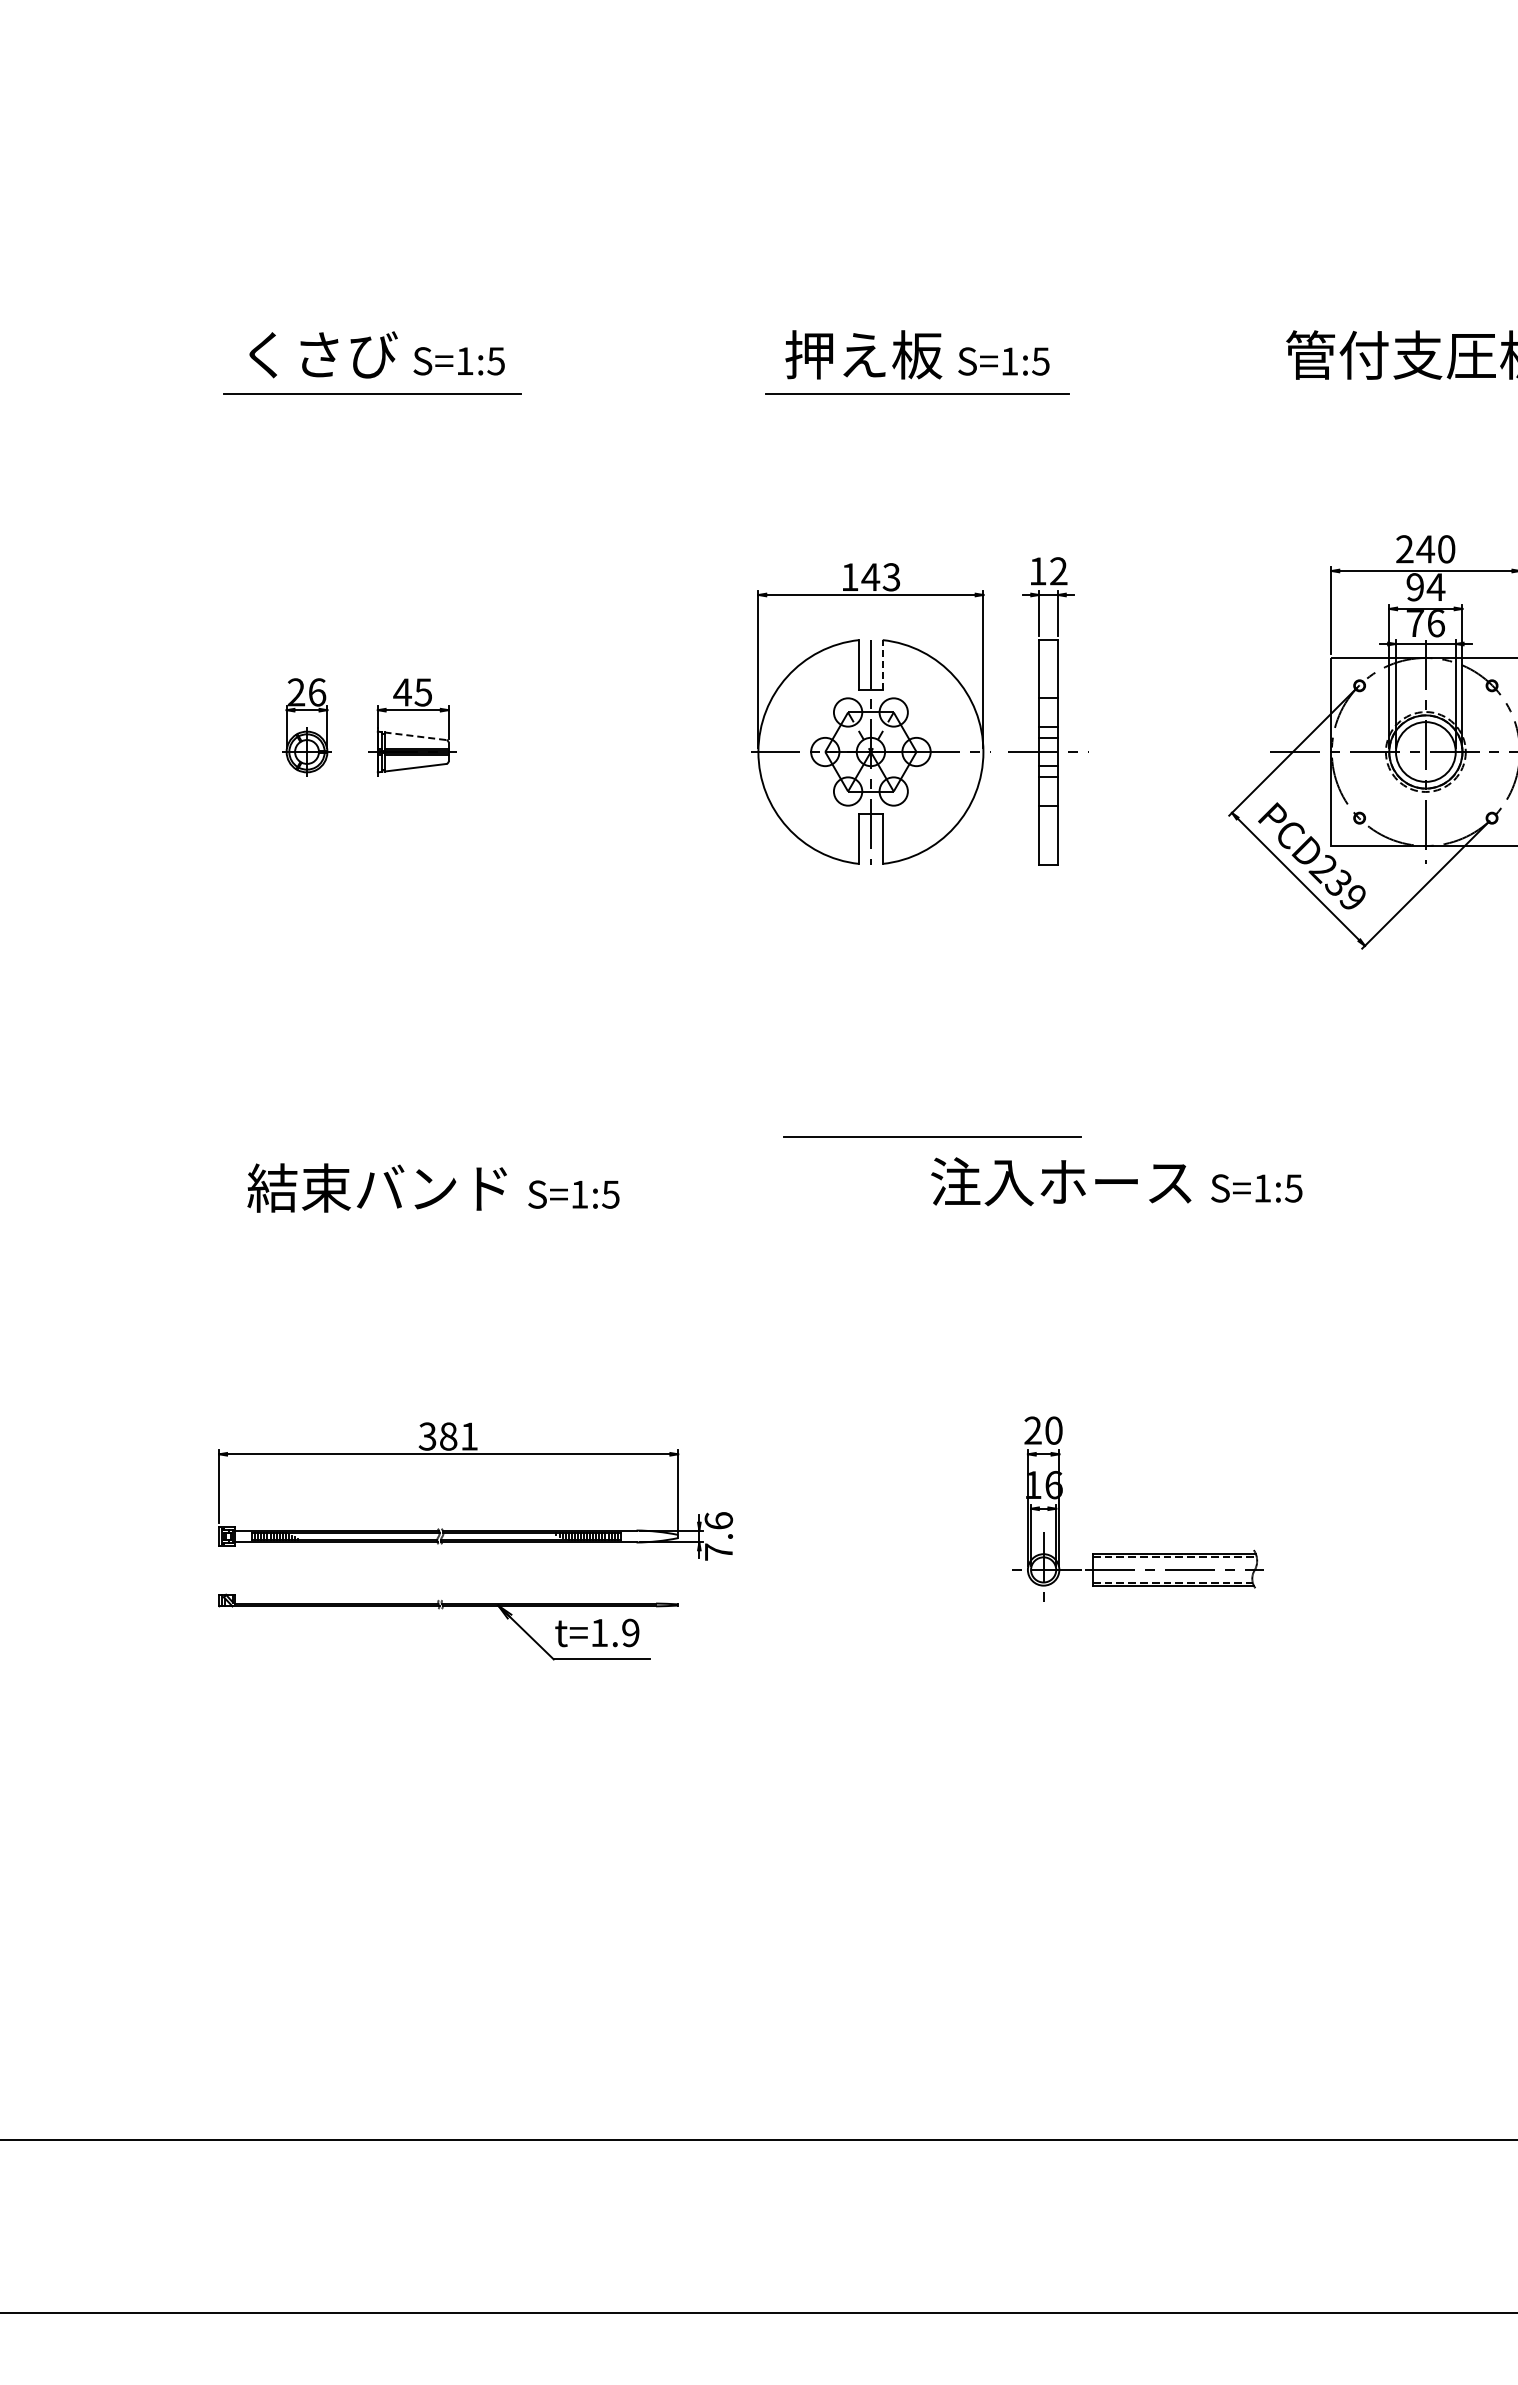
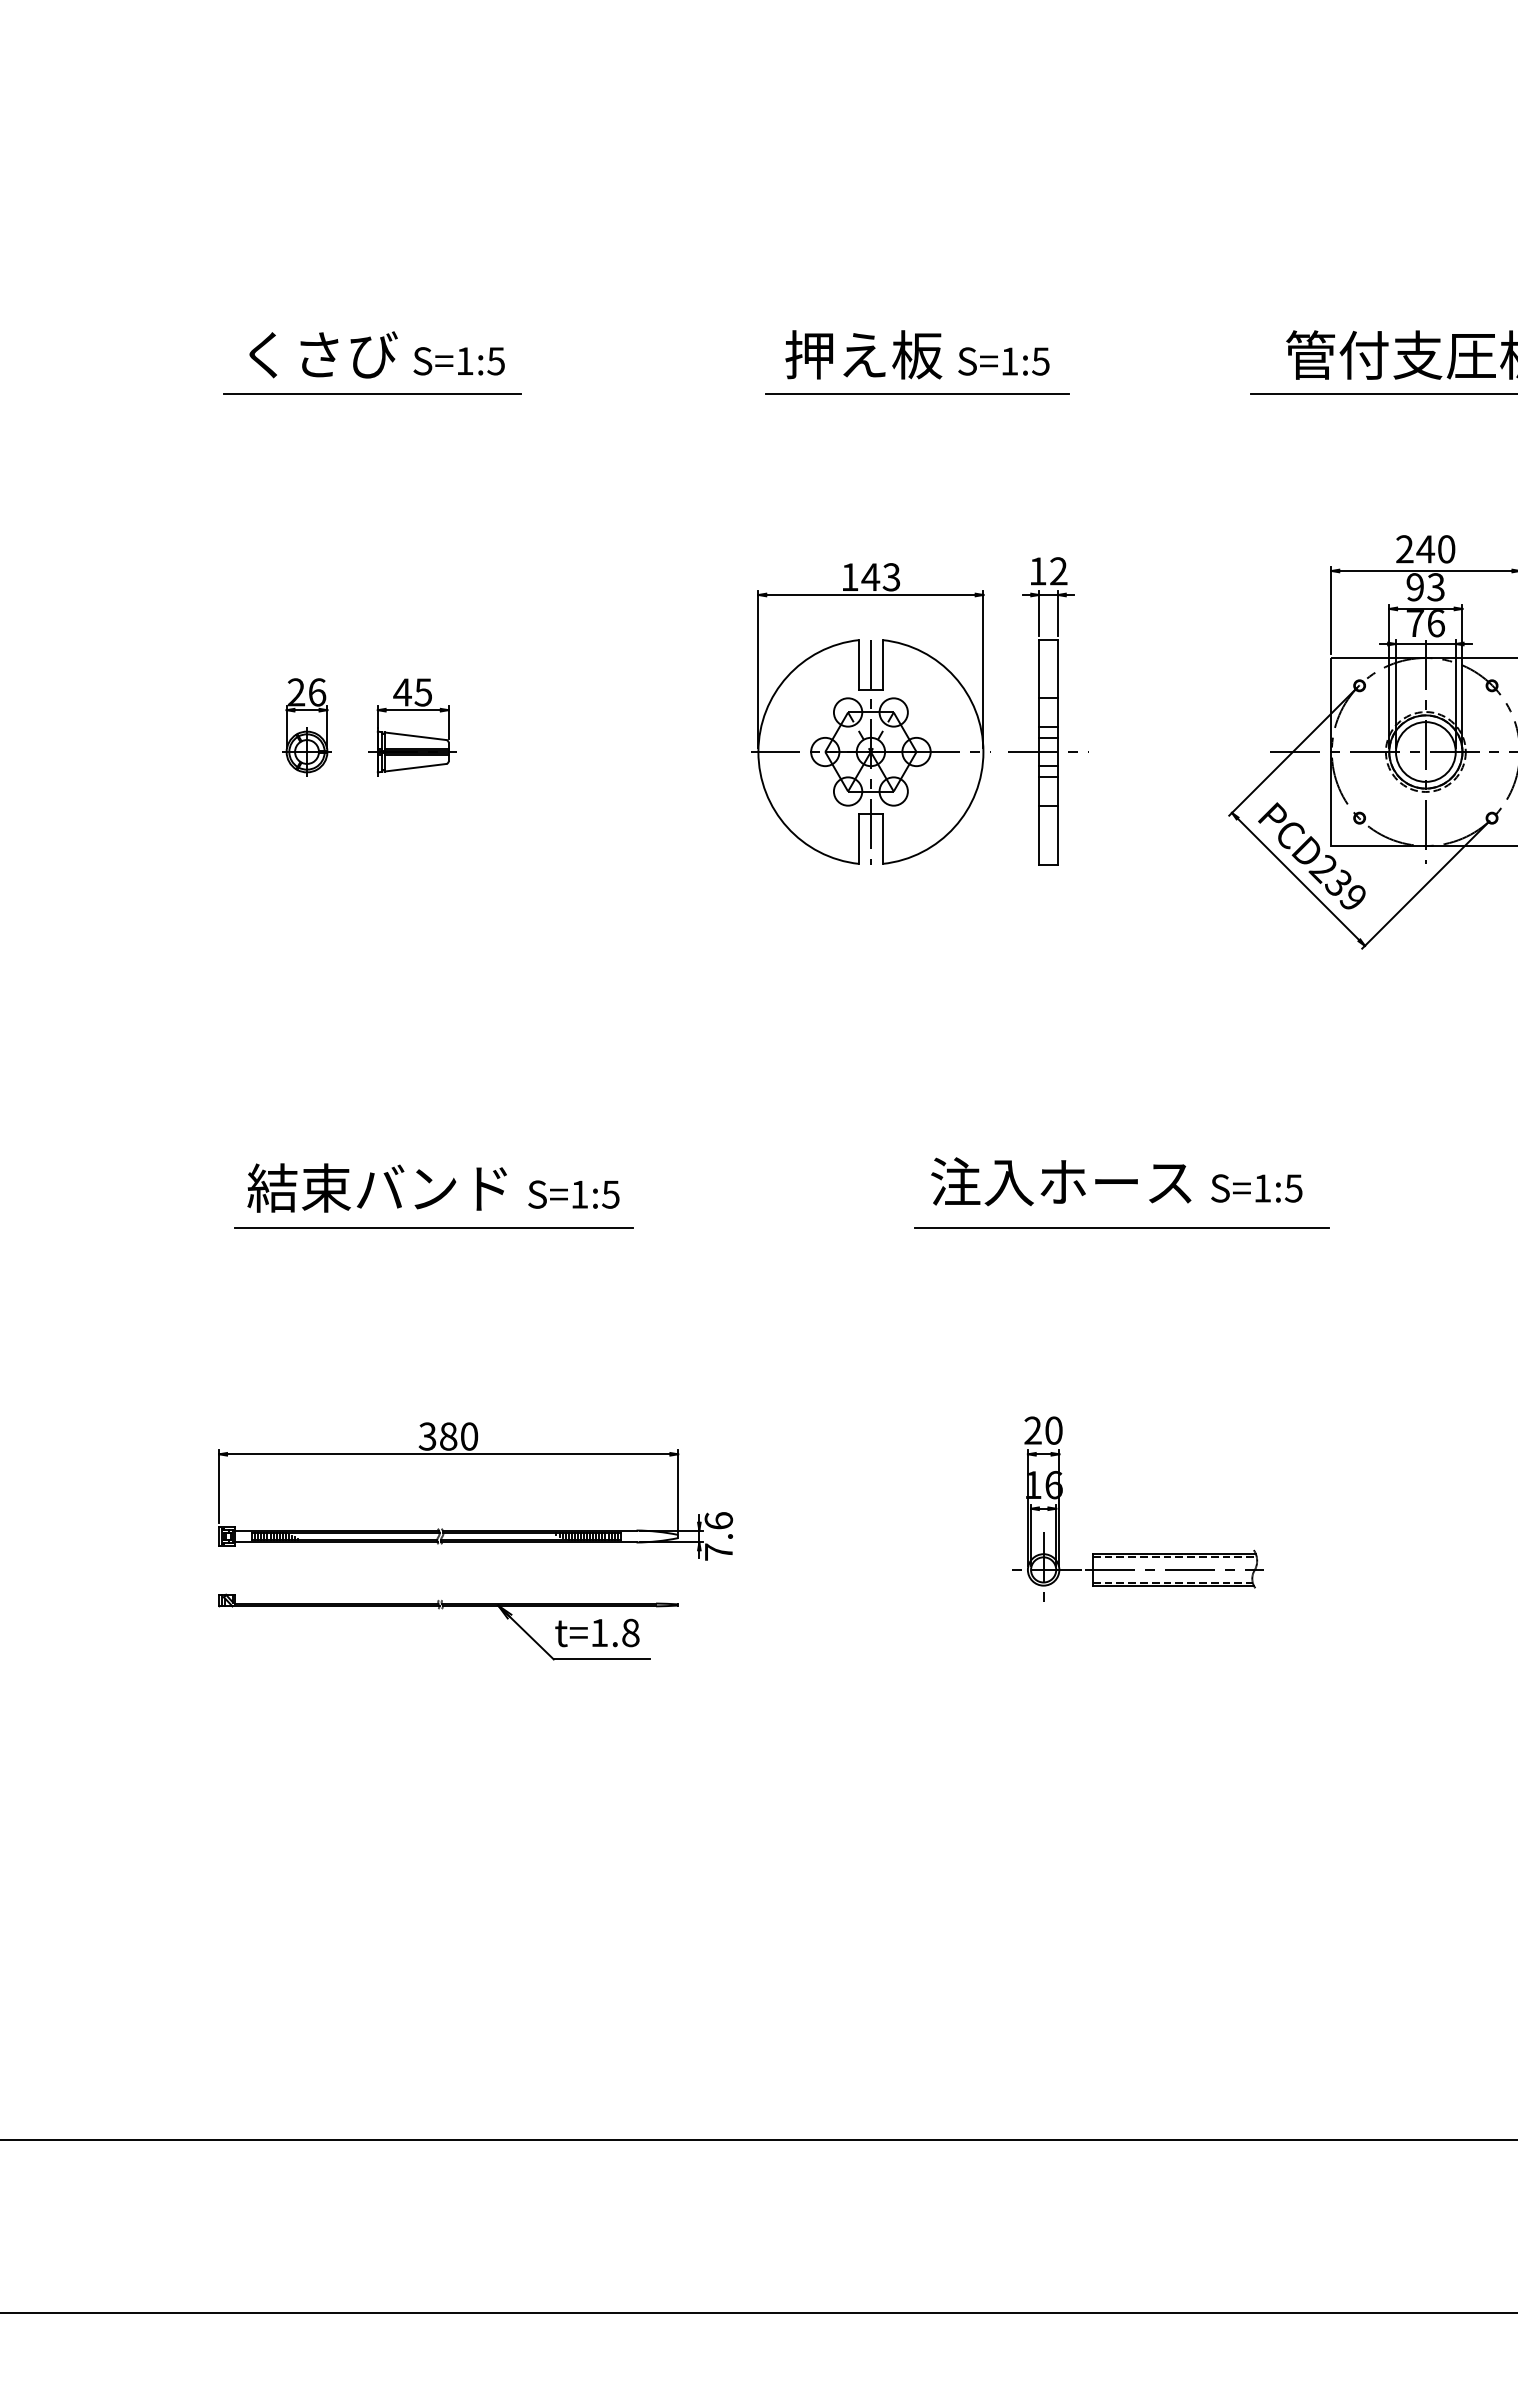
line: none -> present (1382, 394)
text: 94 -> 93 (1435, 587)
line: dashed -> solid (882, 664)
line: dashed -> solid (415, 736)
line: present -> none (932, 1136)
line: none -> present (433, 1227)
line: none -> present (1121, 1227)
text: 381 -> 380 (469, 1436)
text: t=1.9 -> t=1.8 (630, 1632)
